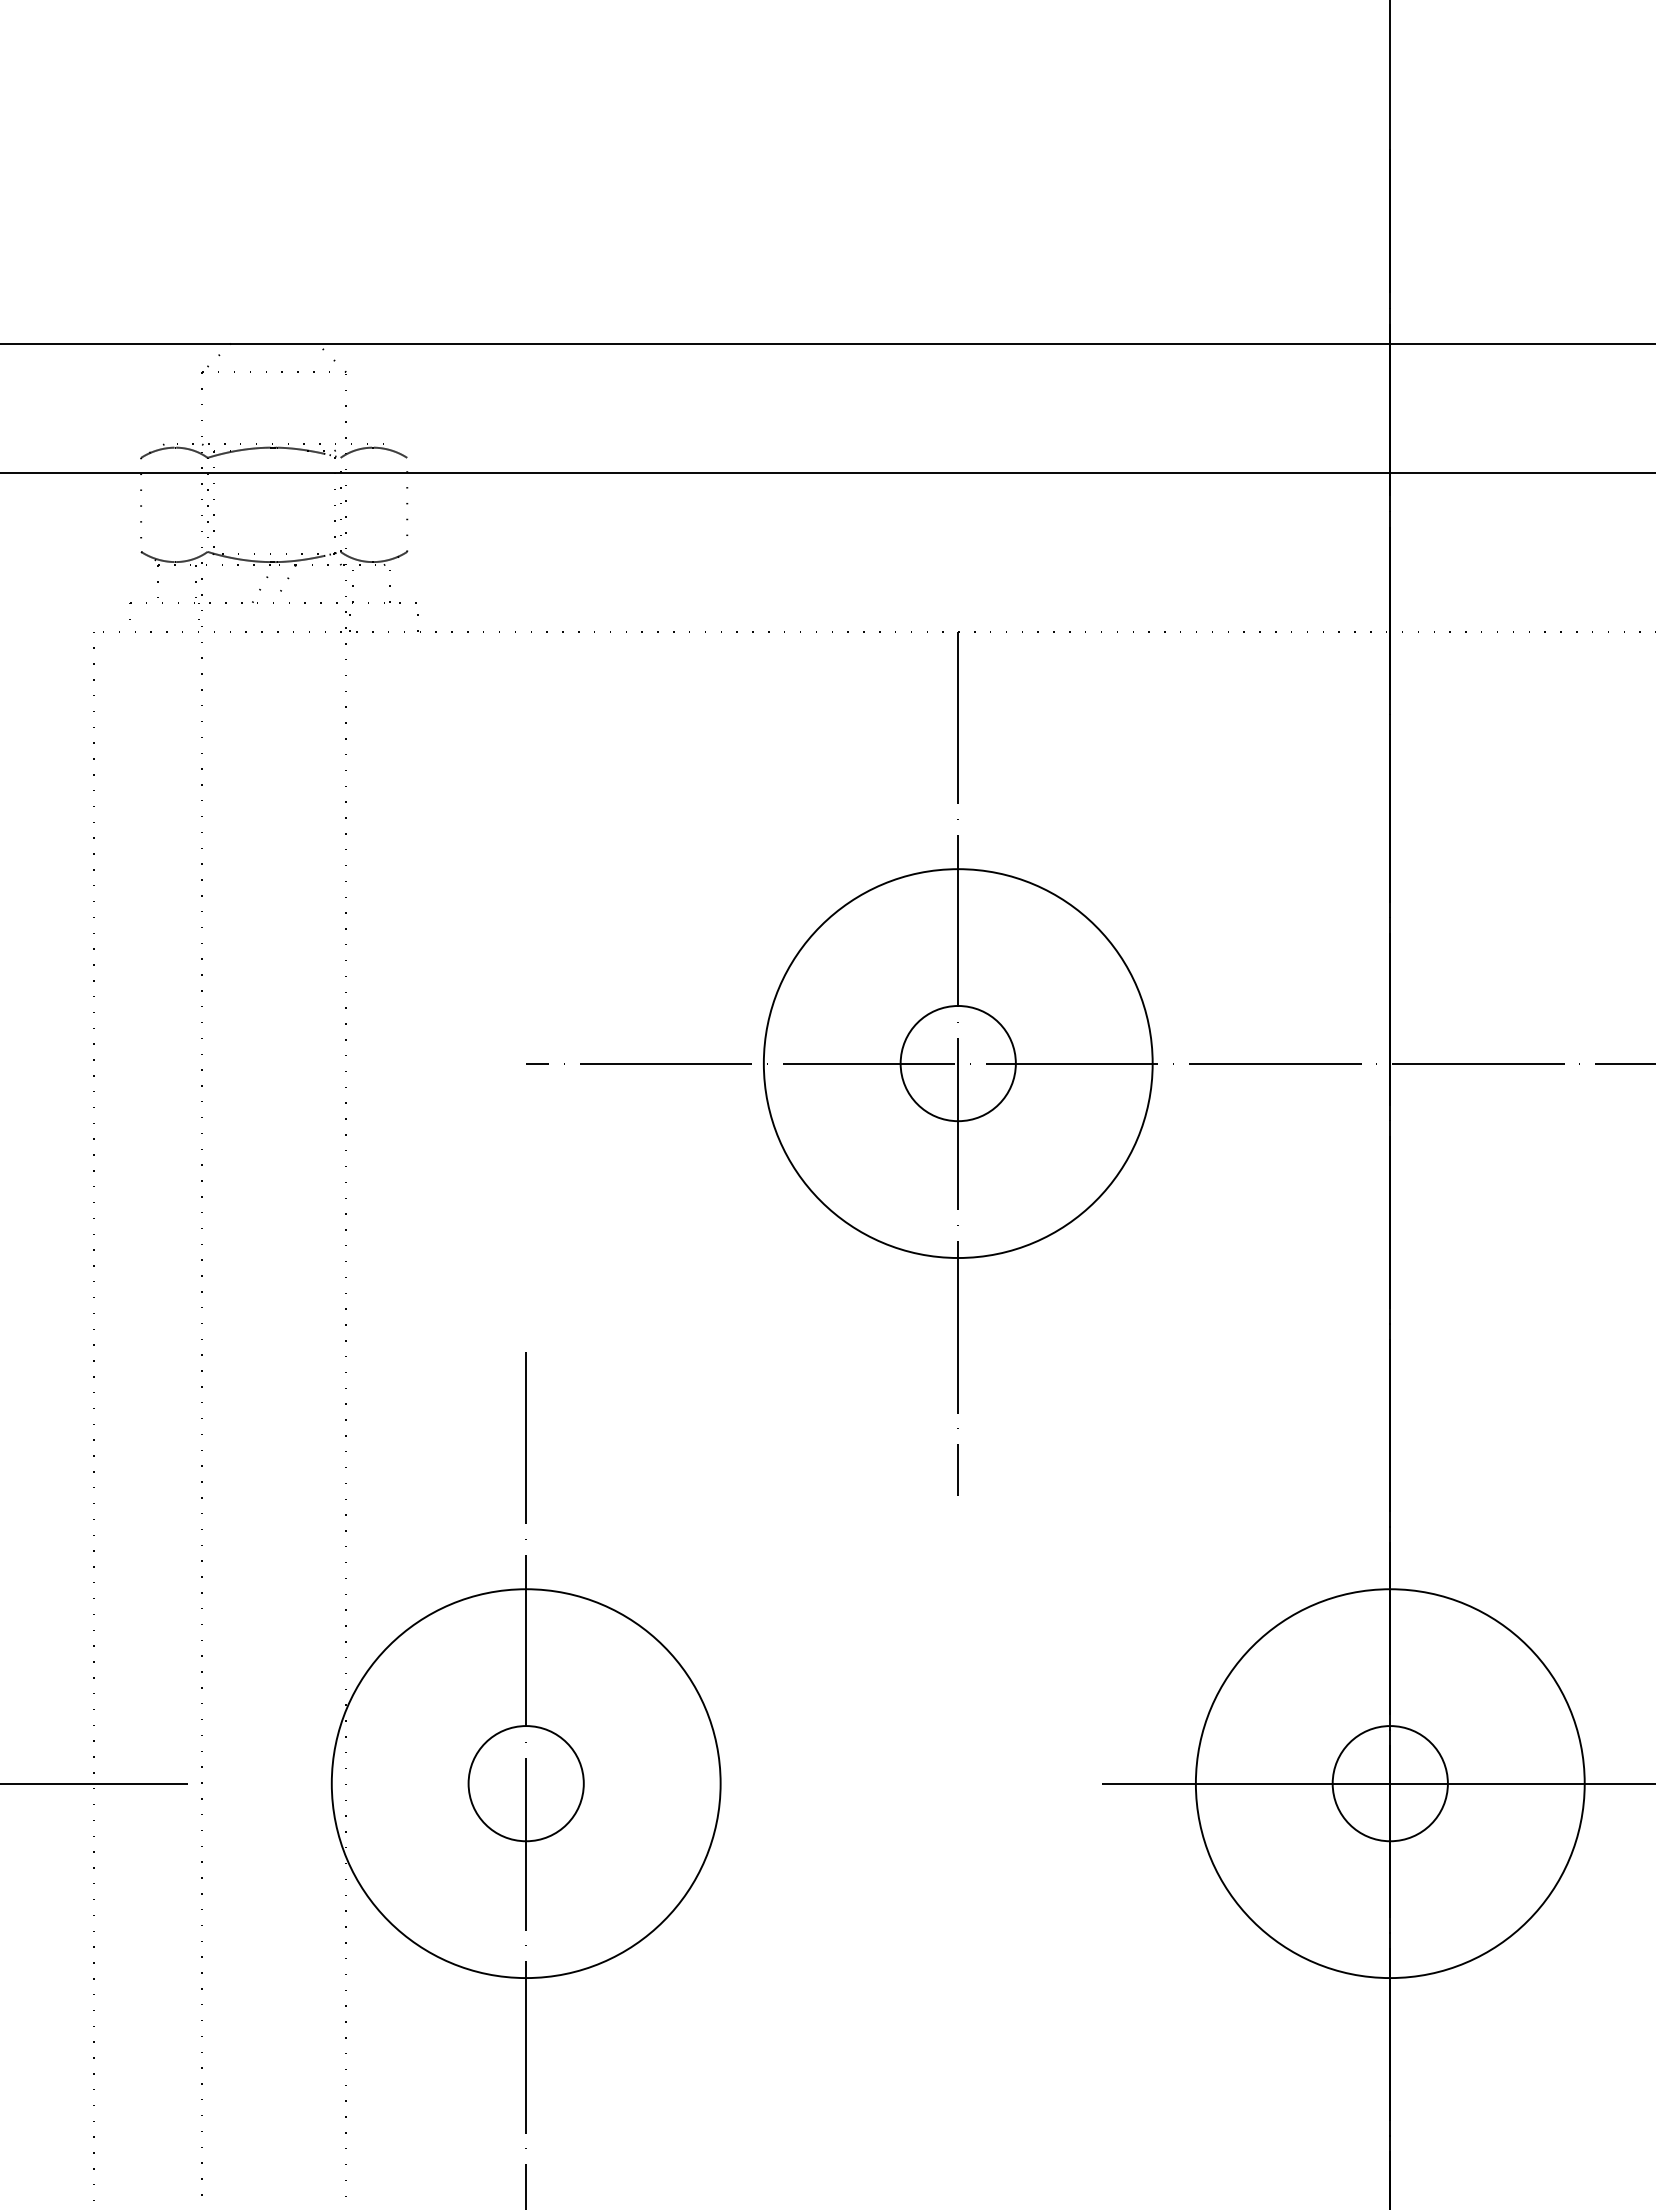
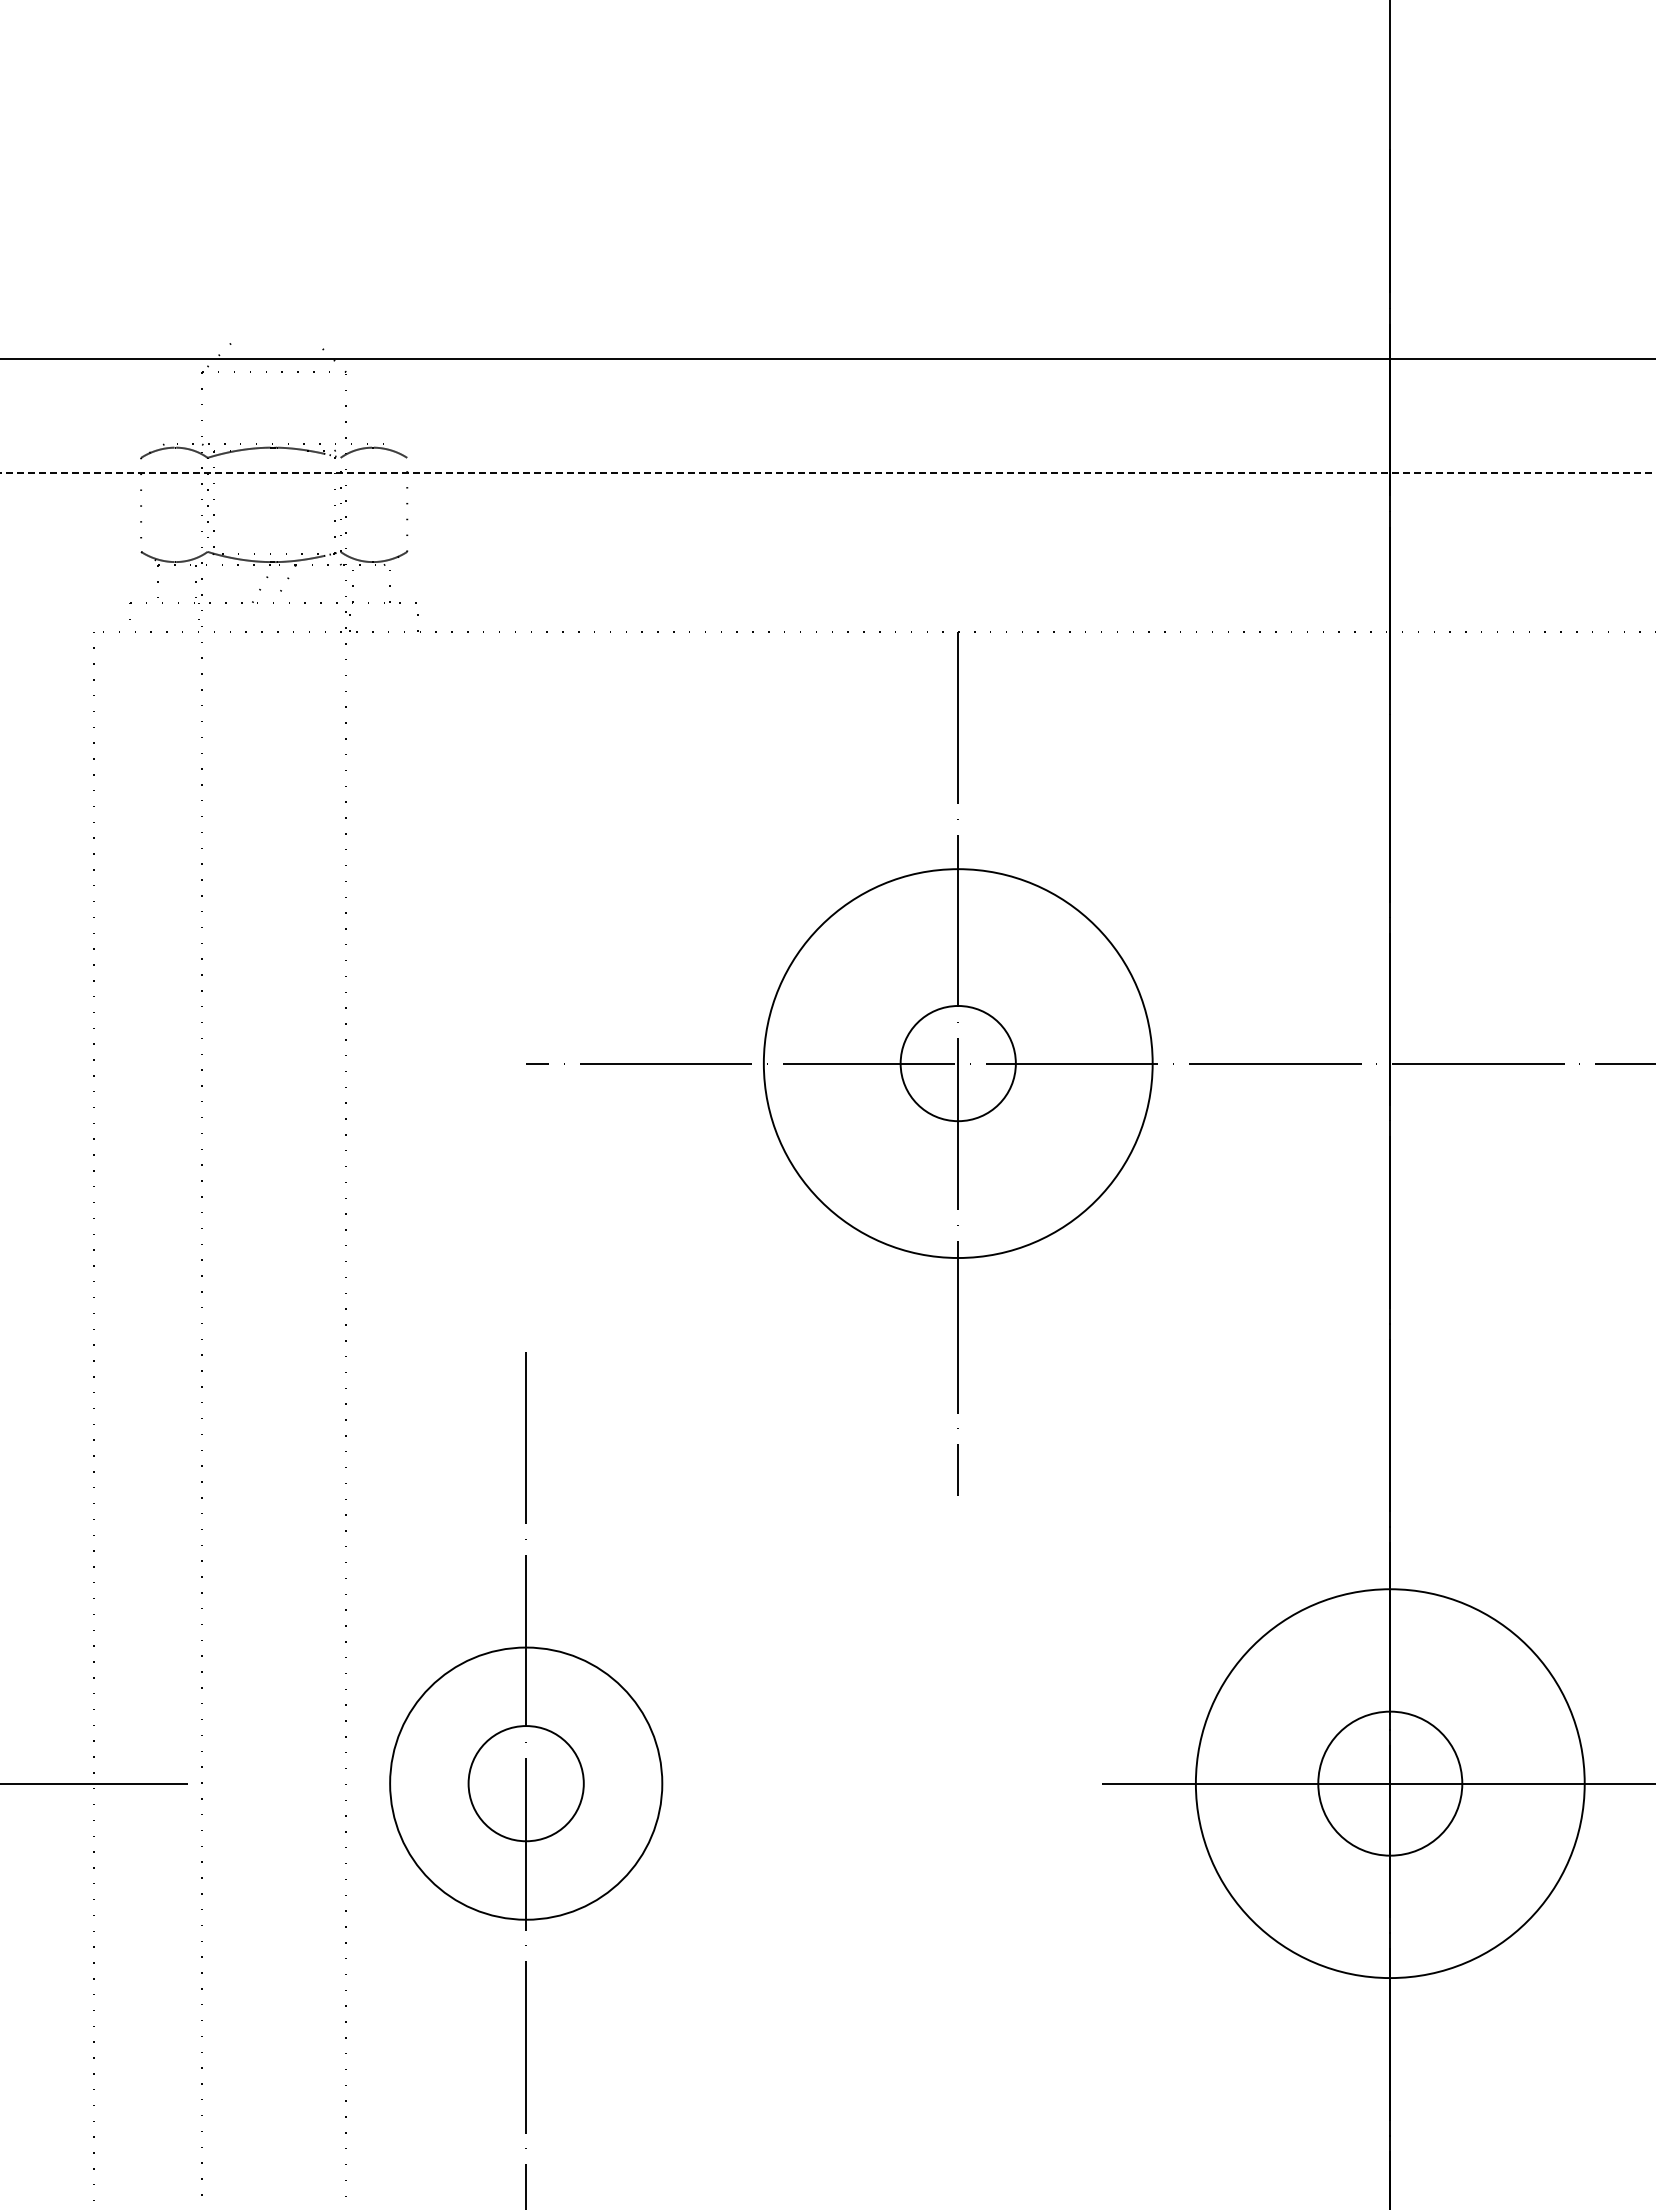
line position: (827, 343) -> (827, 358) (827, 358)
line: solid -> dashed (828, 473)
circle diameter: 389 px -> 272 px (526, 1783)
circle diameter: 115 px -> 144 px (1390, 1783)
